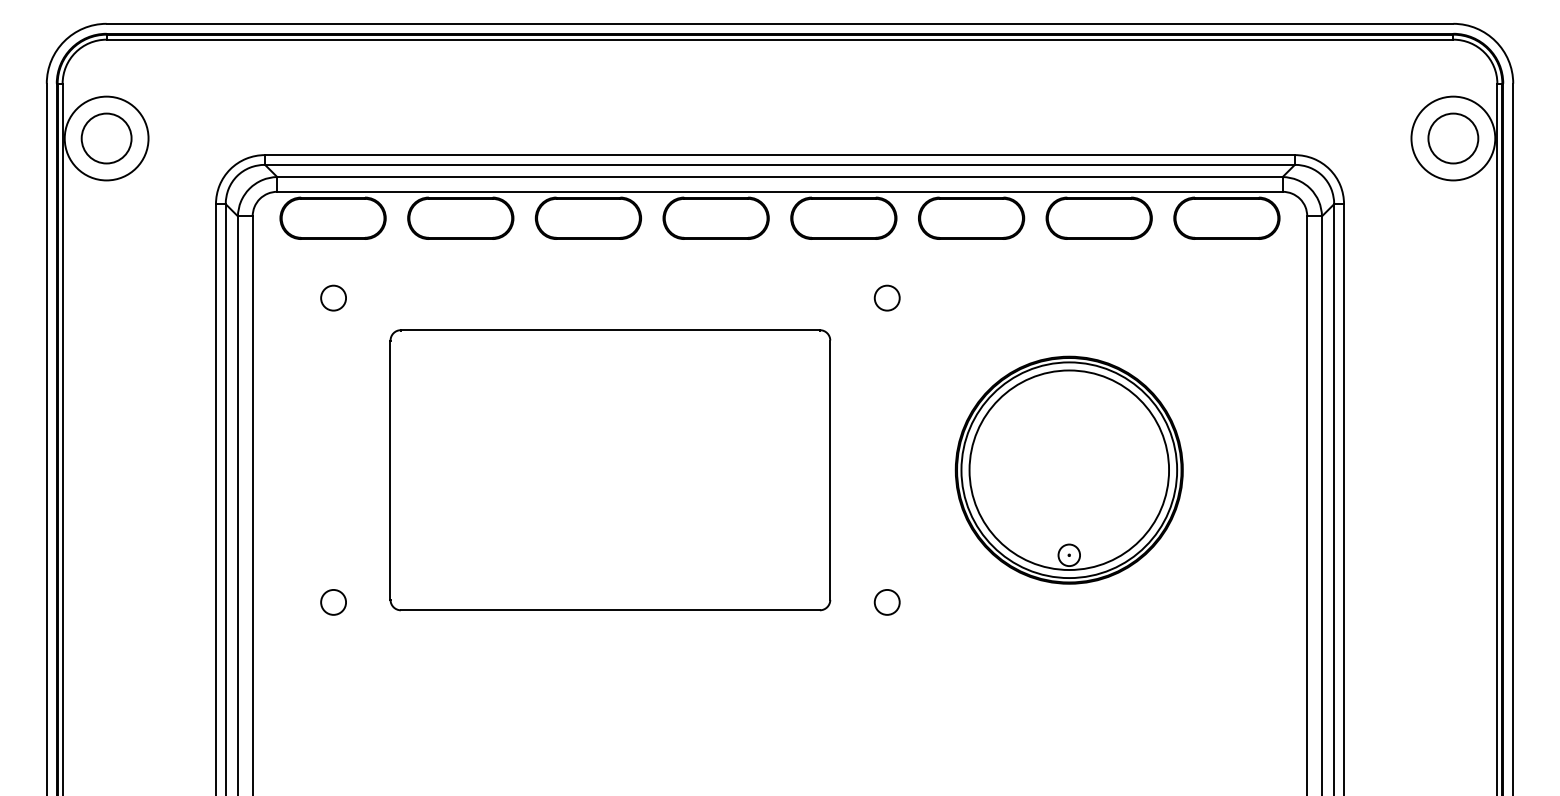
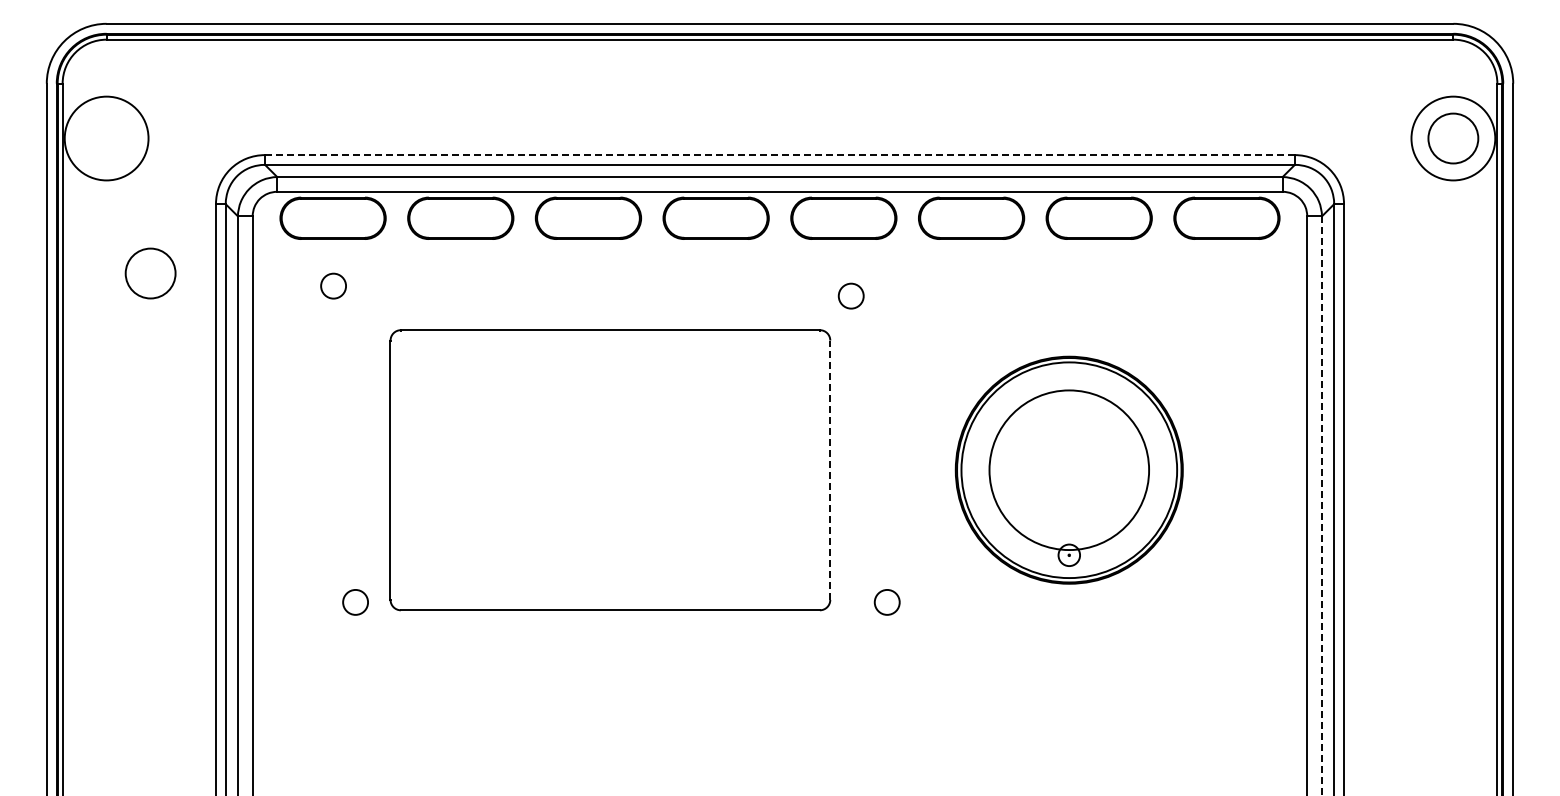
circle position: (106, 138) -> (150, 273) (150, 273)
line: solid -> dashed (779, 155)
circle position: (333, 297) -> (333, 285) (333, 285)
circle position: (886, 297) -> (850, 295) (850, 295)
line: solid -> dashed (830, 470)
circle diameter: 200 px -> 160 px (1069, 470)
line: solid -> dashed (1321, 506)
circle position: (333, 602) -> (355, 602) (355, 602)
